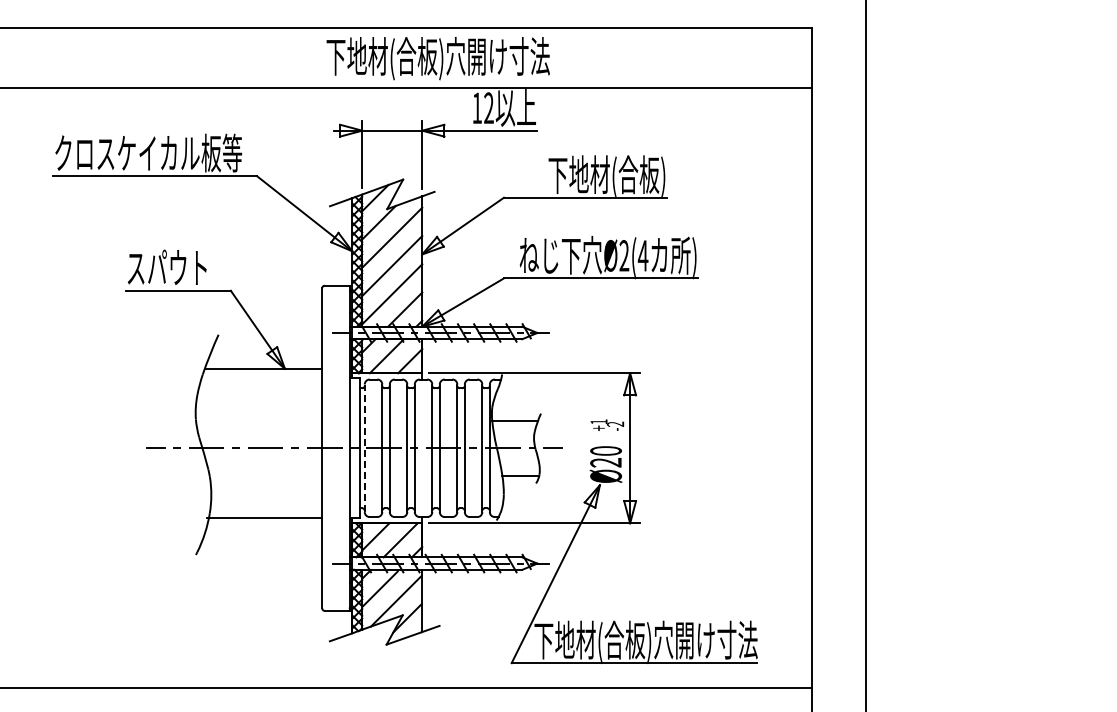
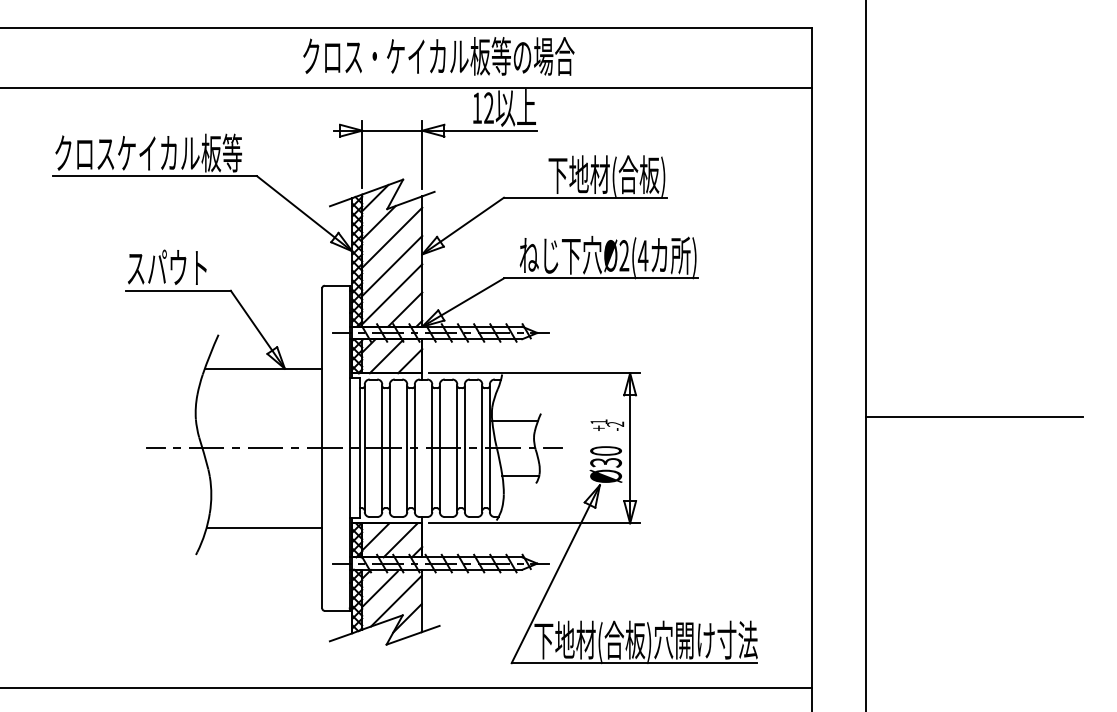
text: 下地材(合板)穴開け寸法 -> クロス・ケイカル板等の場合 (438, 58)
line: none -> present (974, 416)
line: dashed -> solid (364, 448)
text: Ø20 -> Ø30 (605, 462)
line position: (264, 517) -> (264, 527) (264, 527)
